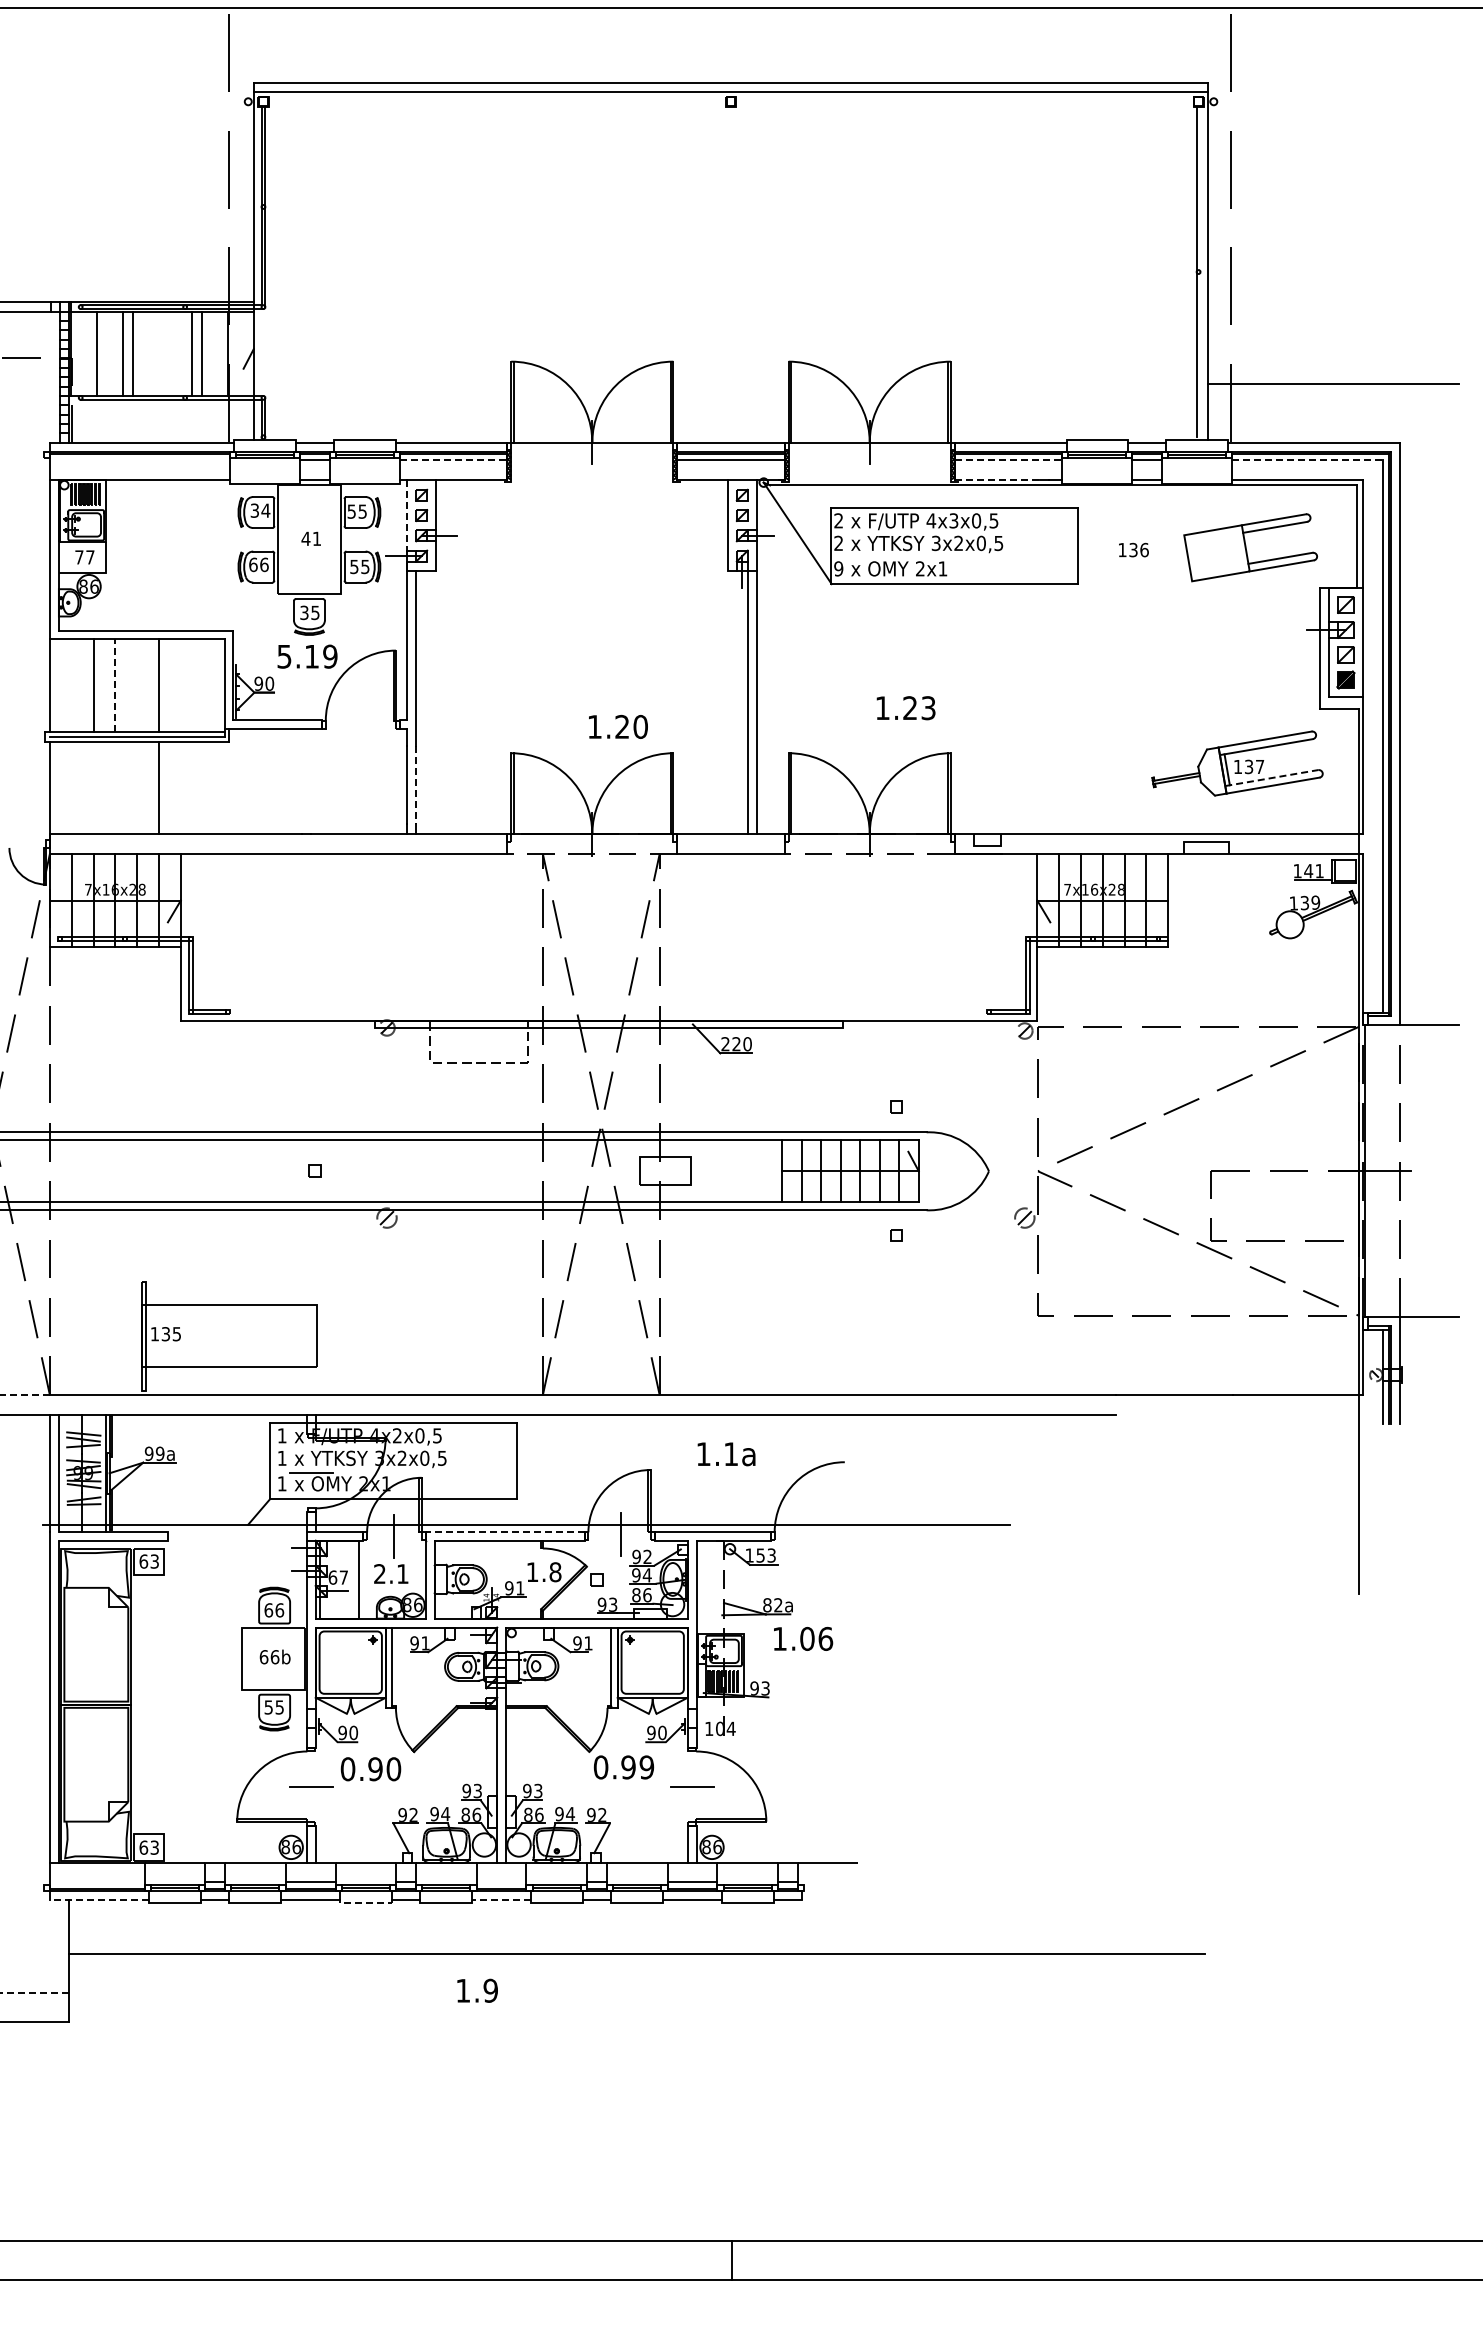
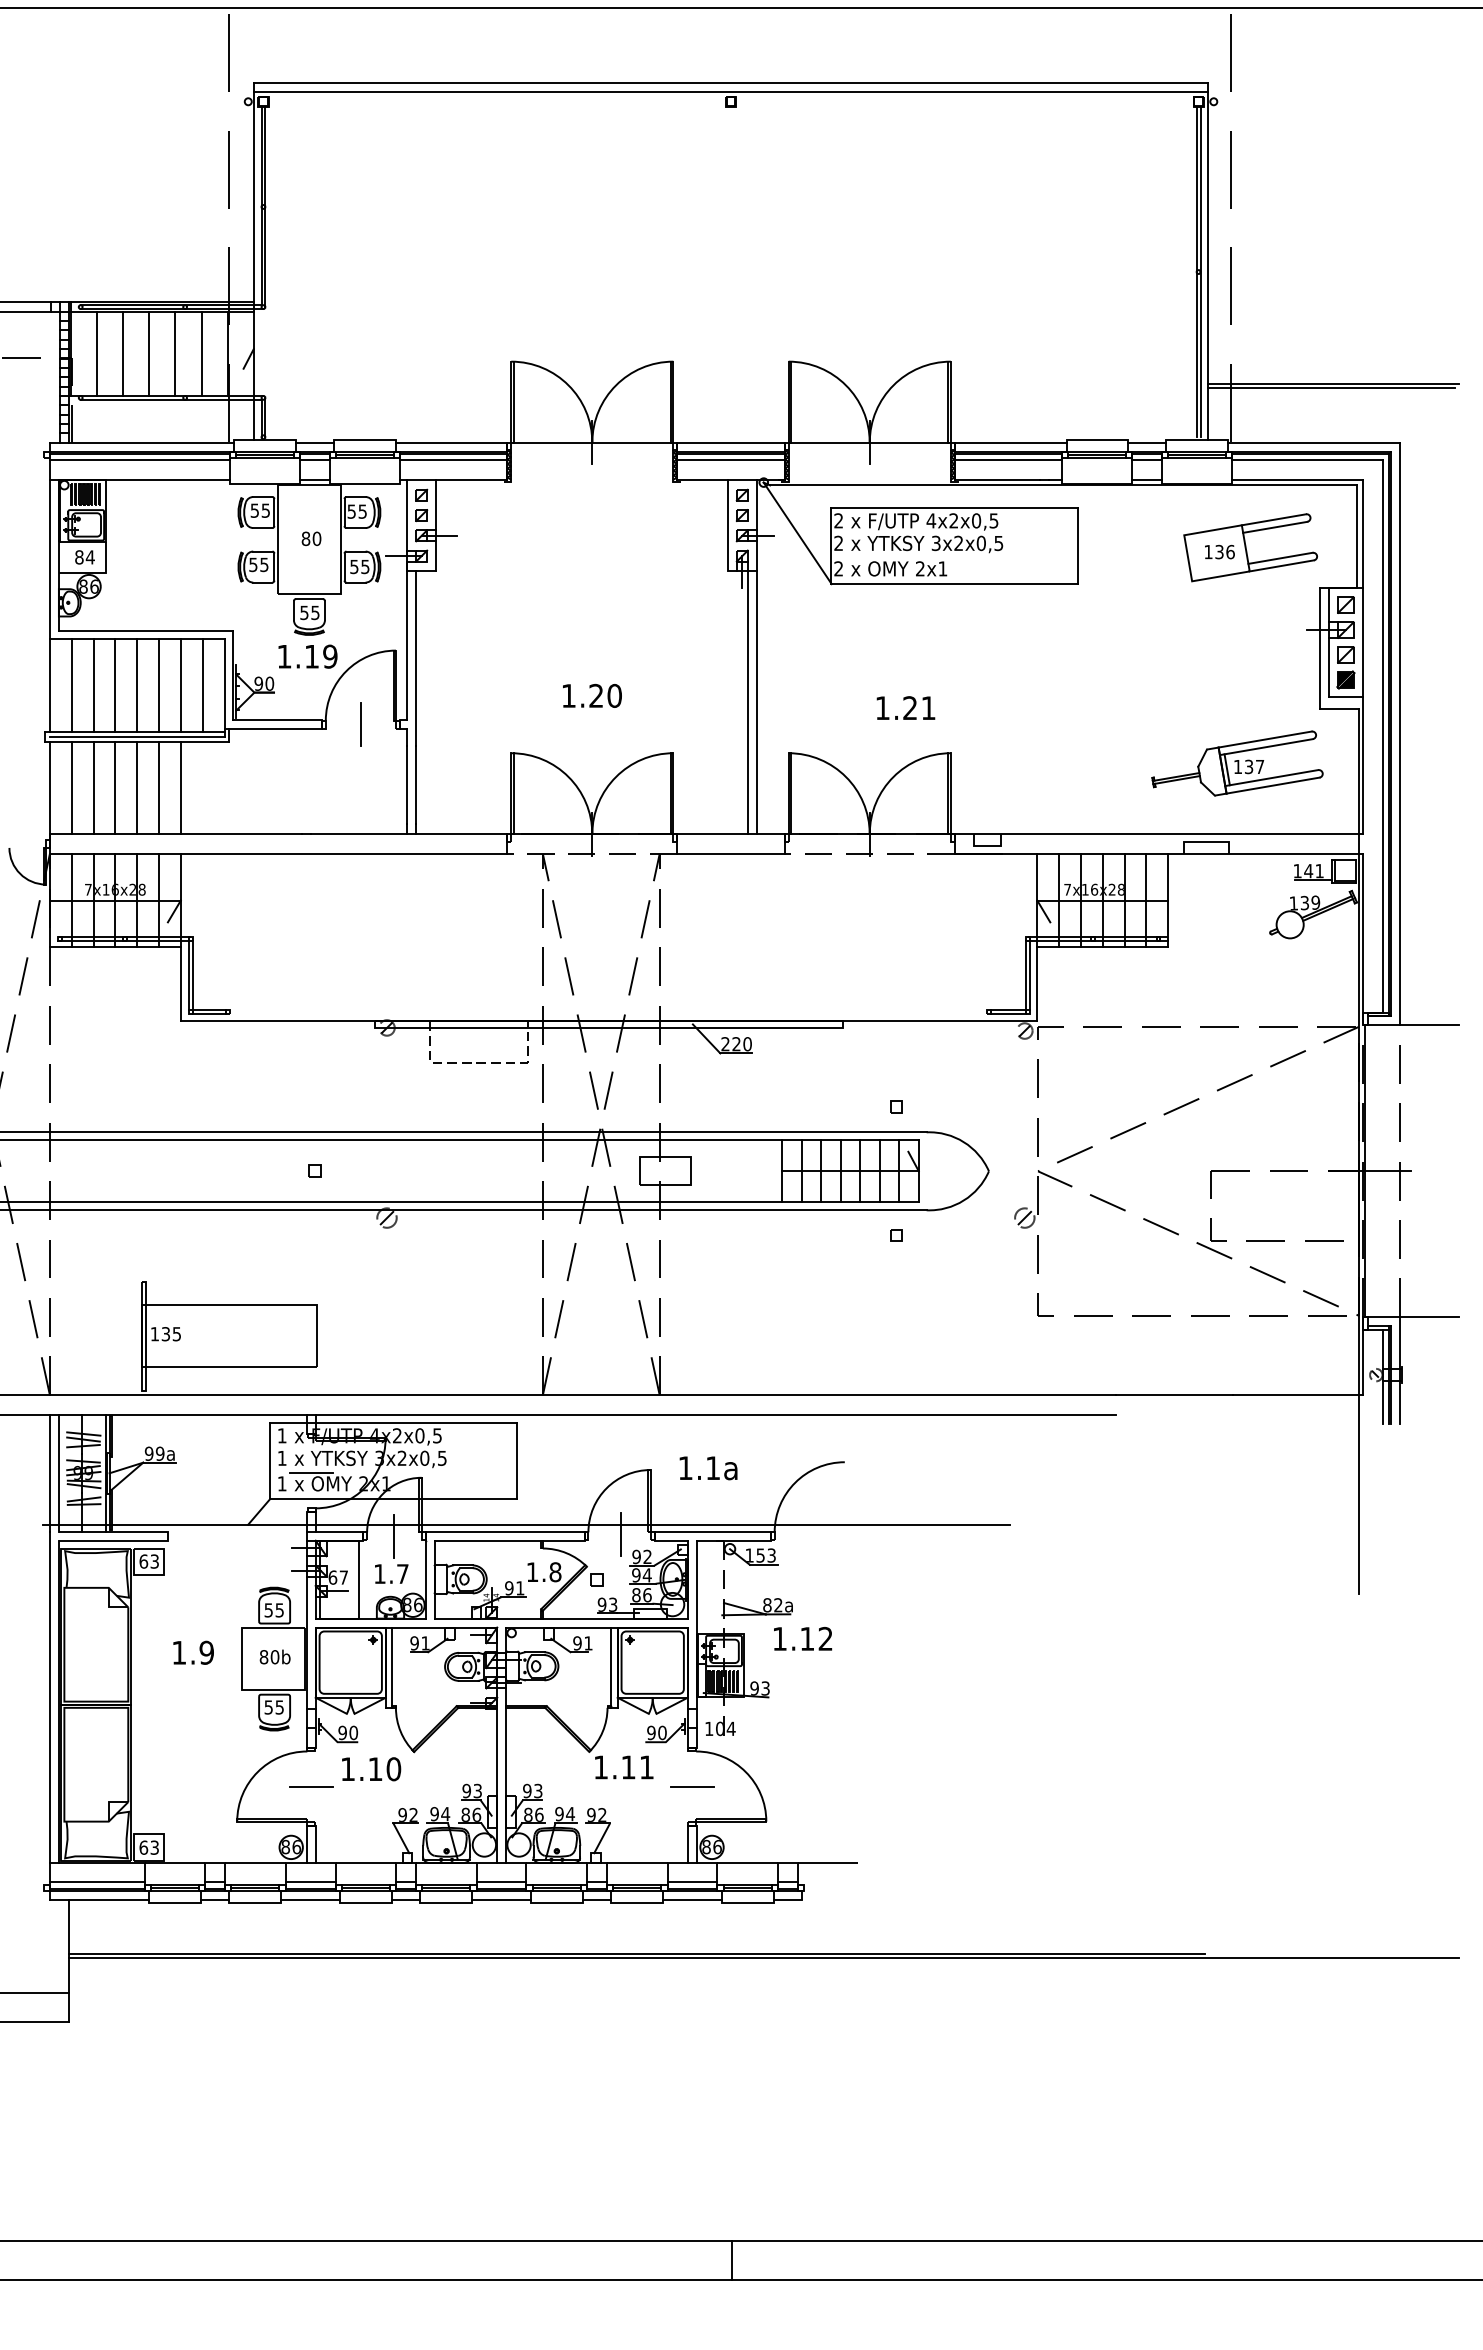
line: none -> present (1200, 271)
line position: (133, 353) -> (149, 353) (149, 353)
line position: (192, 353) -> (175, 353) (175, 353)
line: none -> present (1331, 388)
line: none -> present (139, 460)
line: dashed -> solid (453, 460)
line: dashed -> solid (1008, 460)
line: dashed -> solid (1307, 460)
line: dashed -> solid (997, 479)
text: 34 -> 55 (260, 510)
line: dashed -> solid (406, 515)
text: 4x3x0,5 -> 4x2x0,5 (953, 520)
text: 41 -> 80 (311, 538)
text position: (1133, 549) -> (1219, 551) (1219, 551)
text: 77 -> 84 (84, 557)
text: 66 -> 55 (258, 564)
text: 9 -> 2 (838, 568)
text: 35 -> 55 (304, 612)
text: 5.19 -> 1.19 (284, 656)
line: none -> present (71, 685)
line: dashed -> solid (115, 685)
line: none -> present (137, 685)
line: none -> present (180, 685)
line: none -> present (202, 685)
text: 1.23 -> 1.21 (928, 708)
line: none -> present (360, 724)
text position: (618, 726) -> (592, 695) (592, 695)
line: dashed -> solid (1272, 777)
line: dashed -> solid (415, 785)
line: none -> present (71, 787)
line: none -> present (93, 787)
line: none -> present (115, 787)
line: none -> present (137, 787)
line: none -> present (180, 787)
line: dashed -> solid (24, 1395)
text position: (726, 1454) -> (708, 1468) (708, 1468)
line: dashed -> solid (504, 1531)
text: 2.1 -> 1.7 (391, 1573)
text: 66 -> 55 (274, 1610)
text: 1.06 -> 1.12 (816, 1638)
text: 66b -> 80b (269, 1657)
text: 0.99 -> 1.11 (623, 1767)
text: 0.90 -> 1.10 (361, 1769)
line: none -> present (96, 1882)
line: none -> present (501, 1882)
line: dashed -> solid (98, 1899)
line: dashed -> solid (501, 1899)
line: dashed -> solid (365, 1903)
line: none -> present (763, 1958)
text position: (477, 1990) -> (193, 1652) (193, 1652)
line: dashed -> solid (34, 1993)
